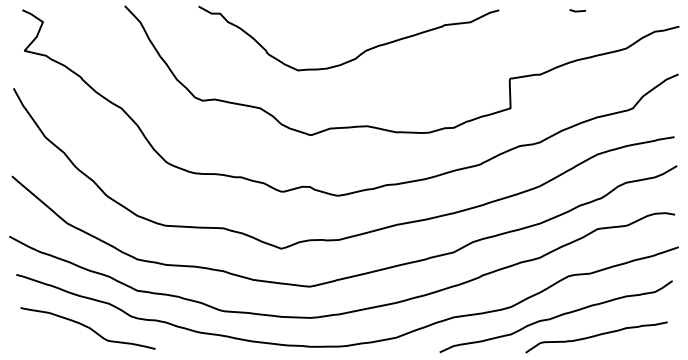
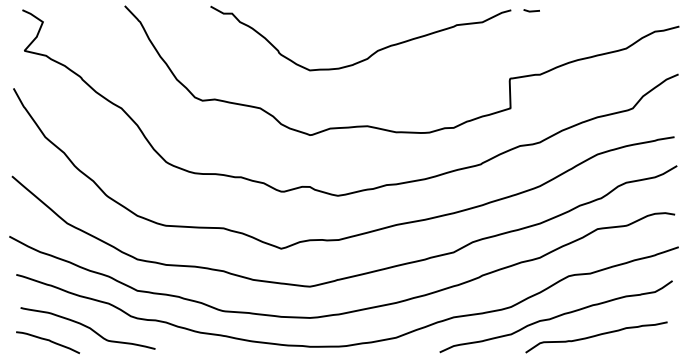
line position: (577, 10) -> (531, 10) (531, 10)
curve position: (361, 52) -> (373, 52) (373, 52)
curve: none -> present (48, 341)
